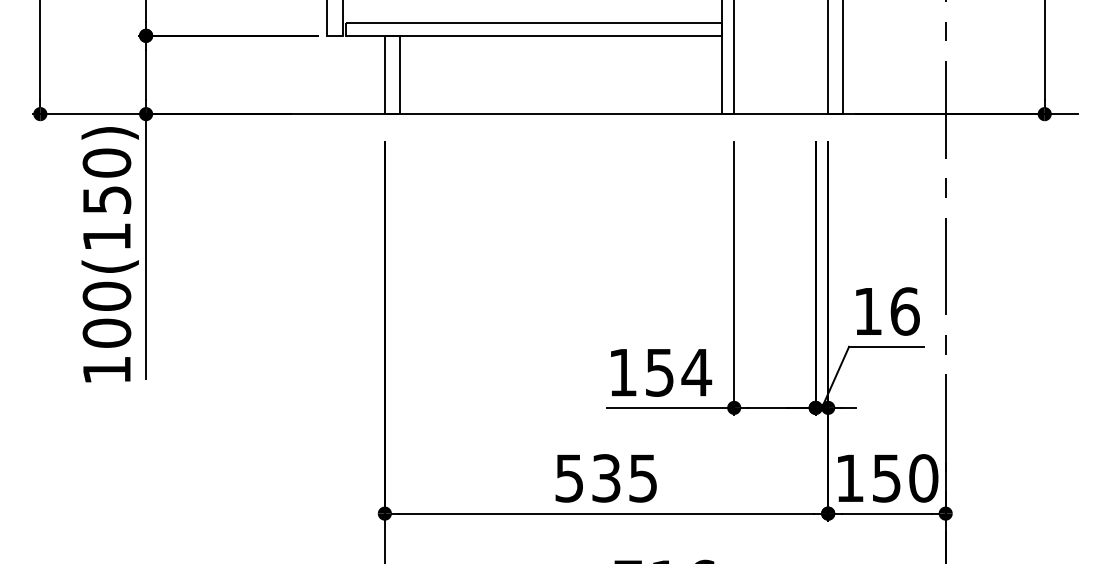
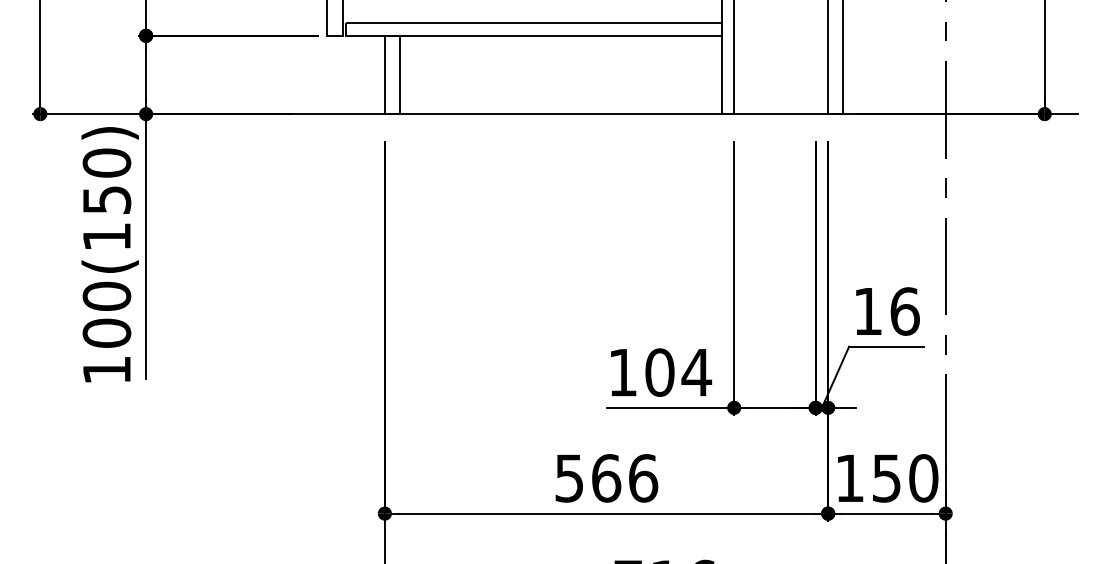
text: 154 -> 104 (659, 372)
text: 535 -> 566 (625, 478)
